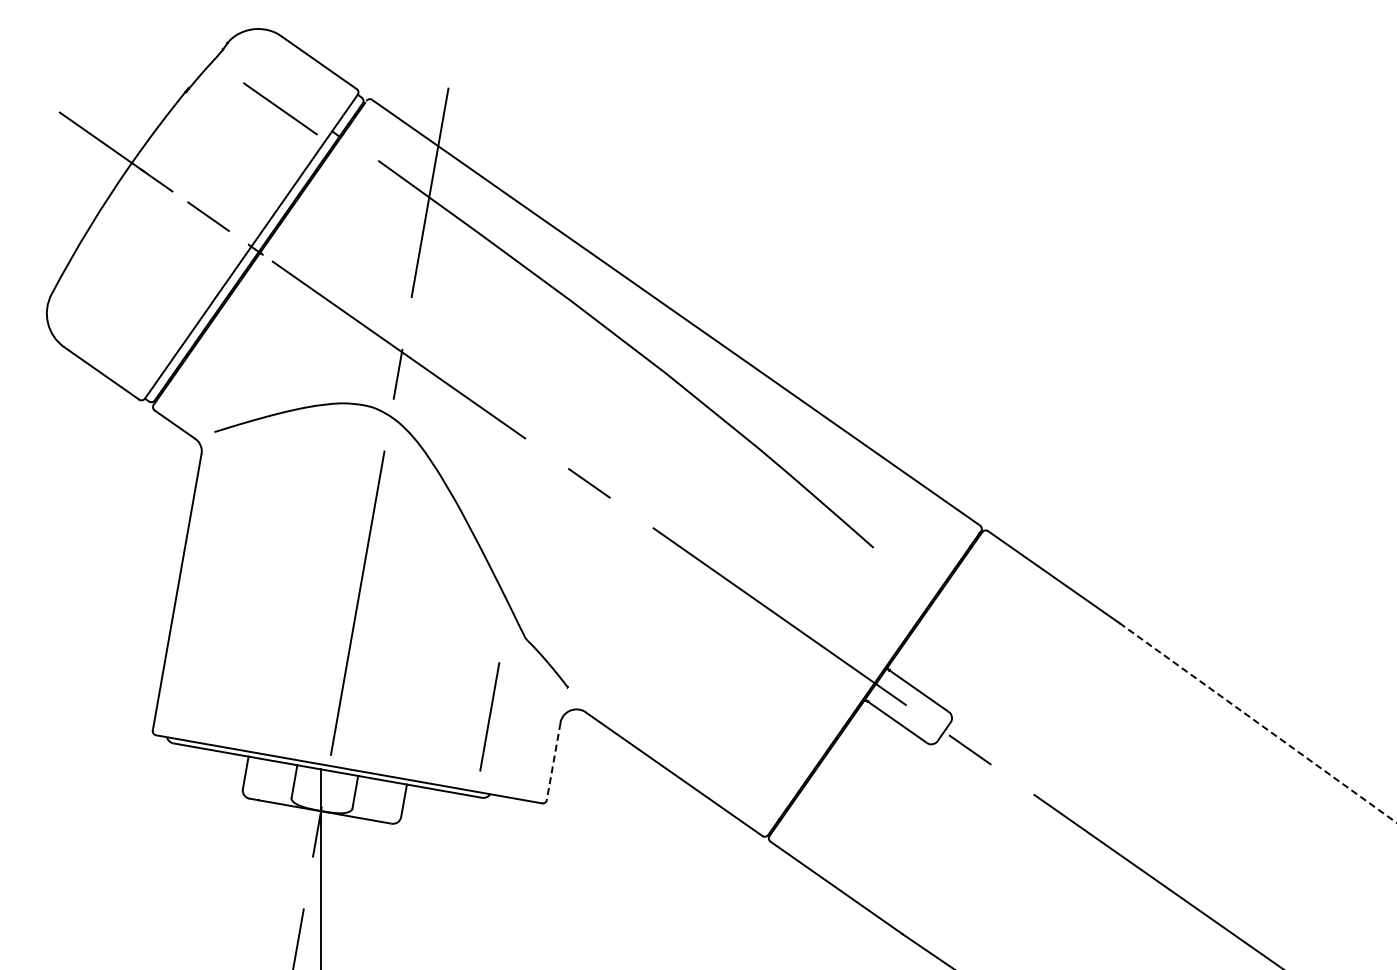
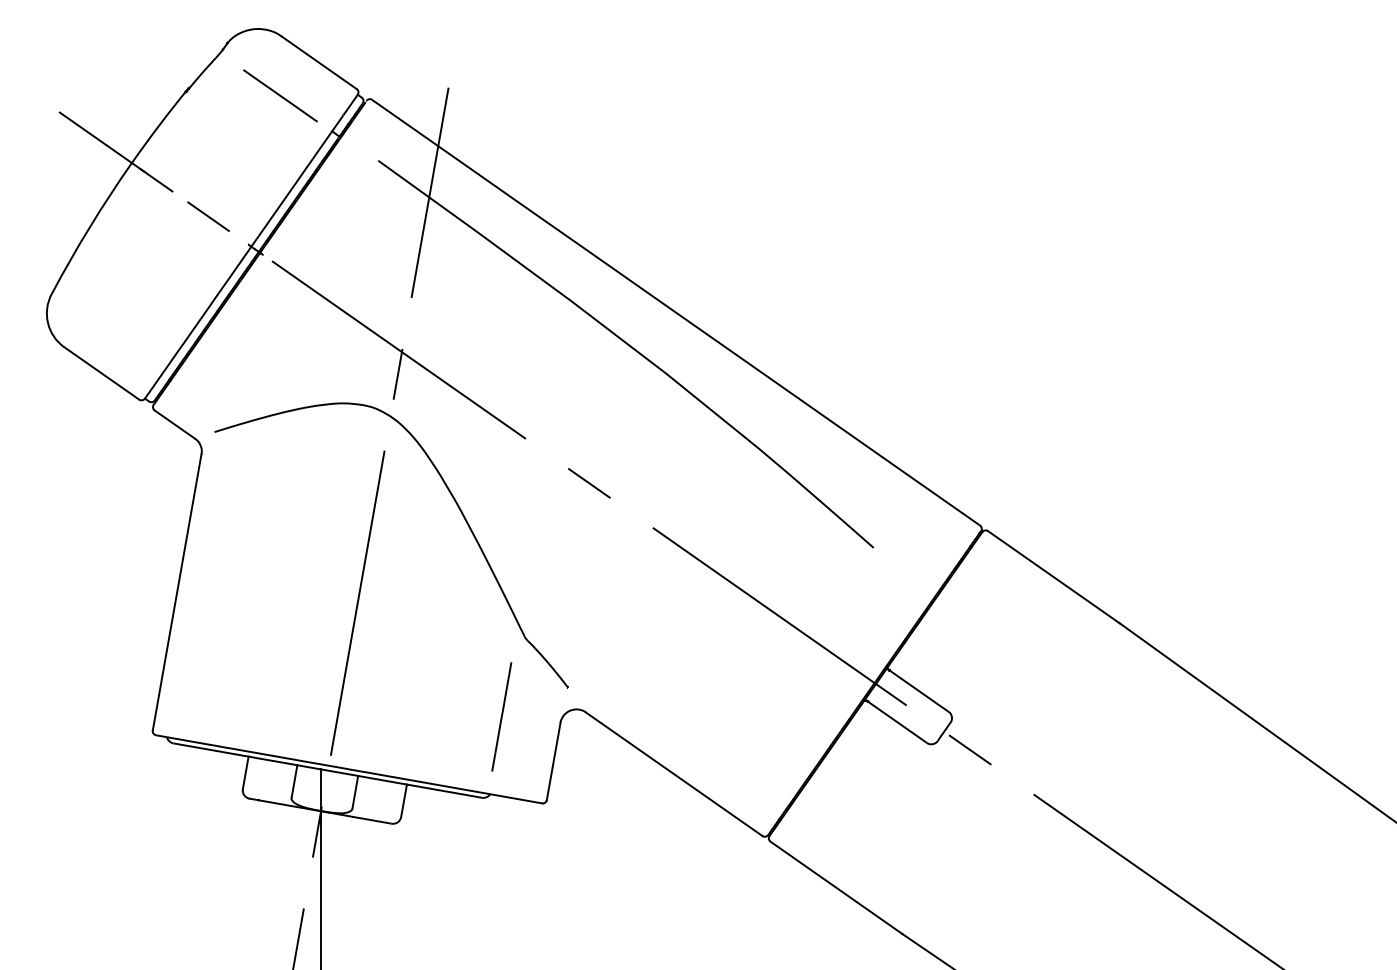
line position: (280, 108) -> (280, 95) (280, 95)
line position: (489, 716) -> (501, 716) (501, 716)
line: dashed -> solid (1258, 722)
line: dashed -> solid (553, 762)
